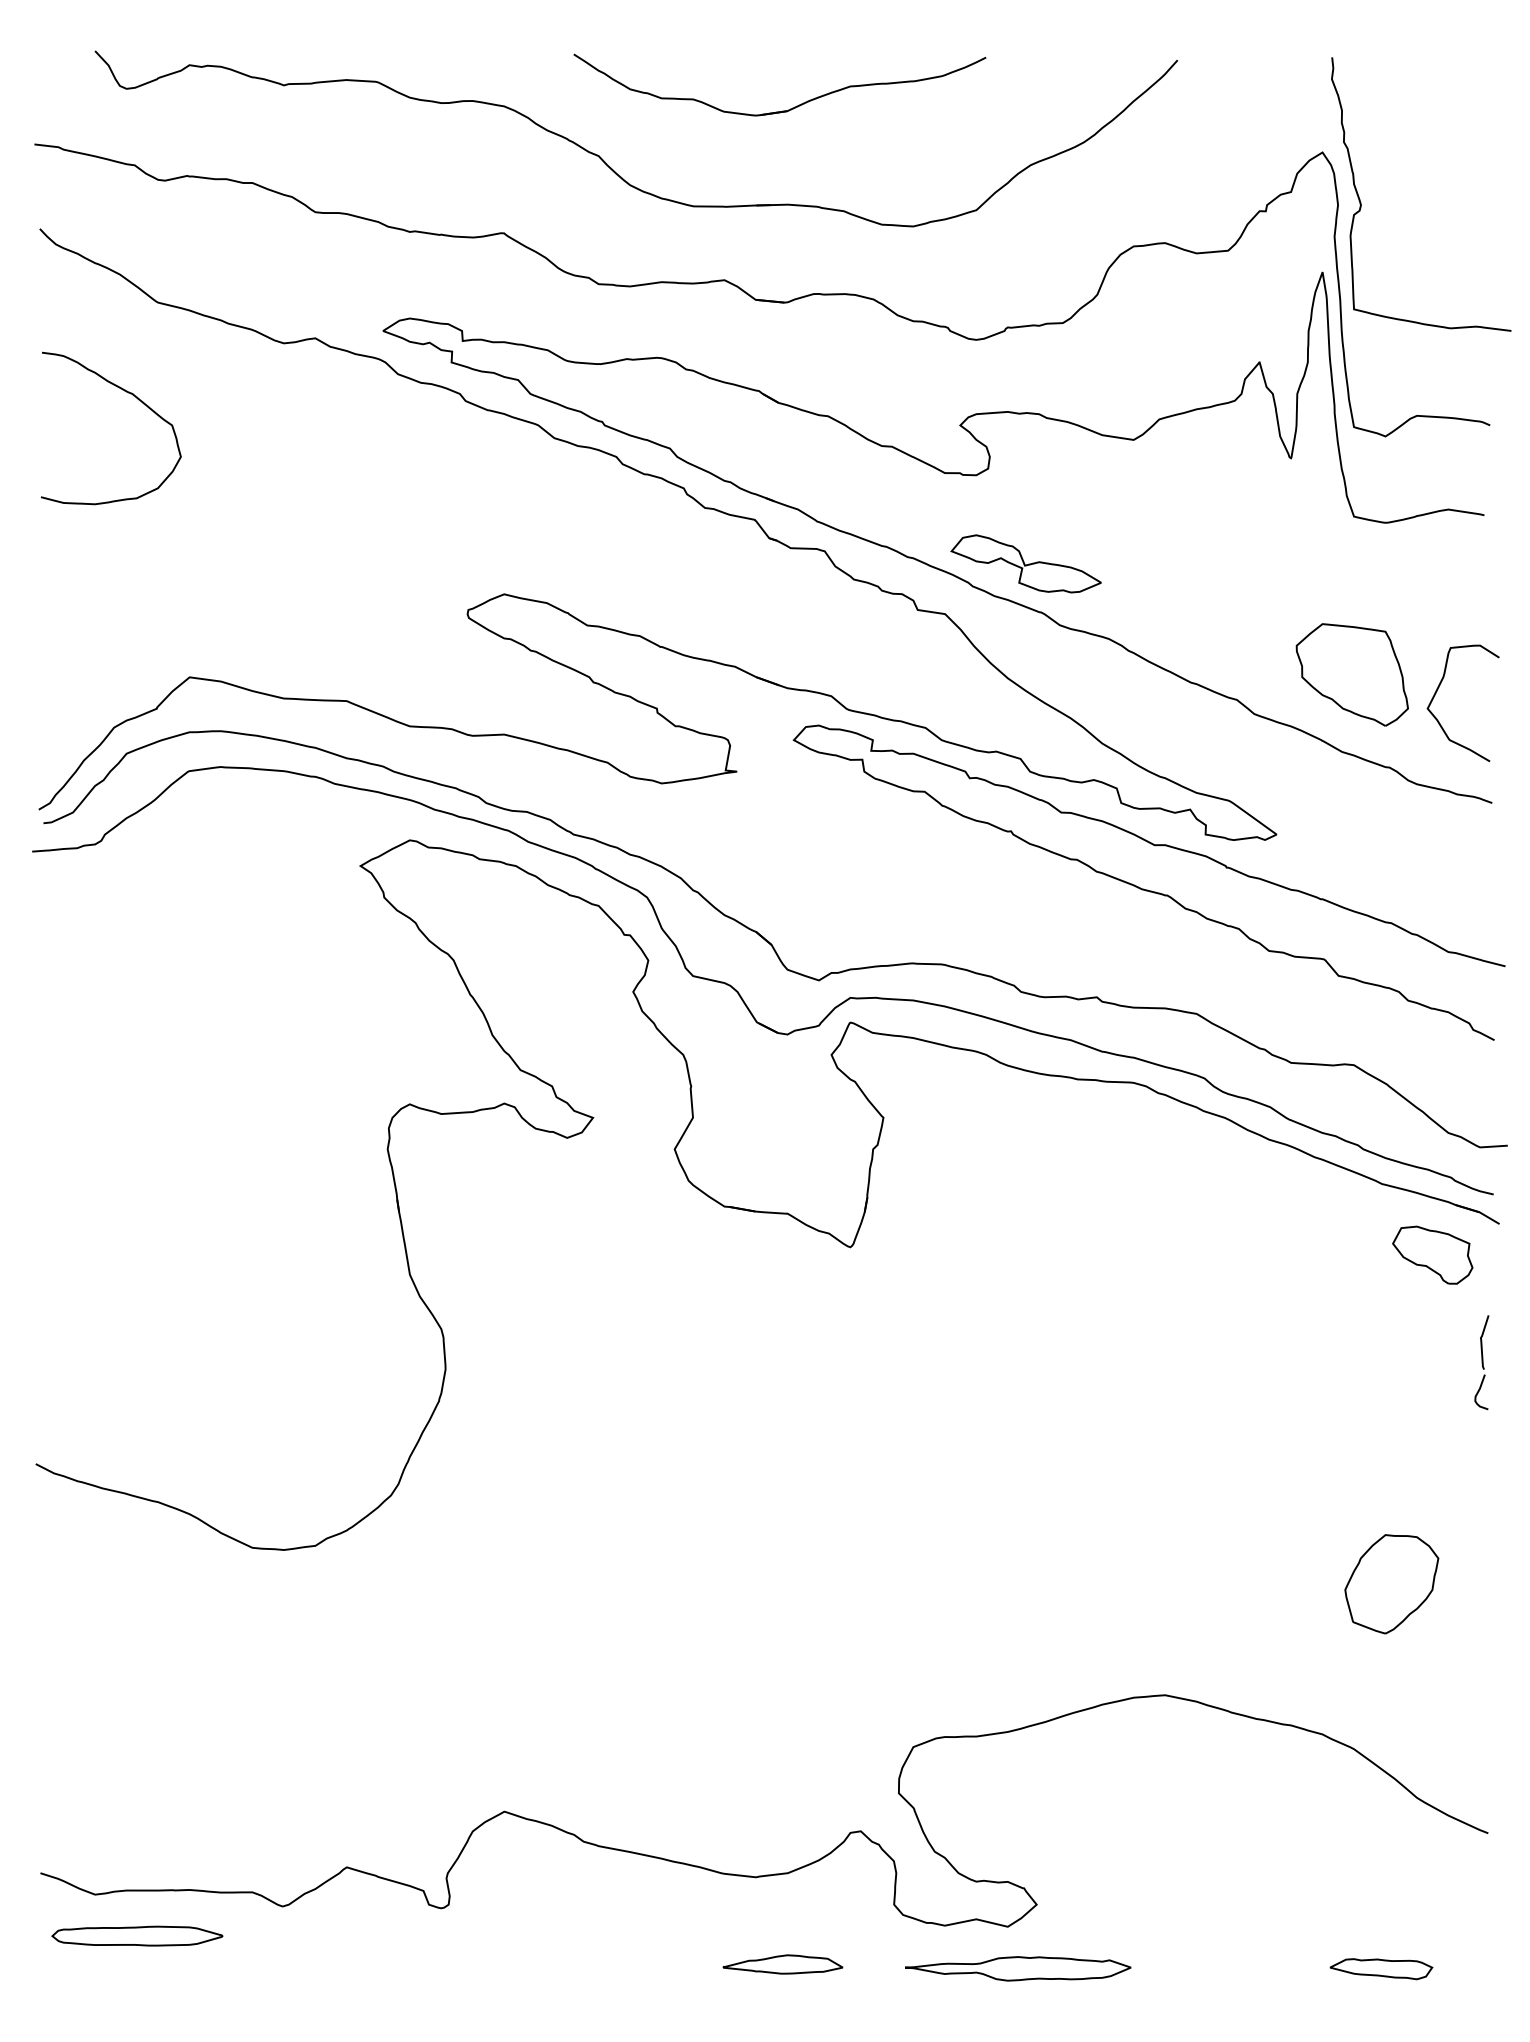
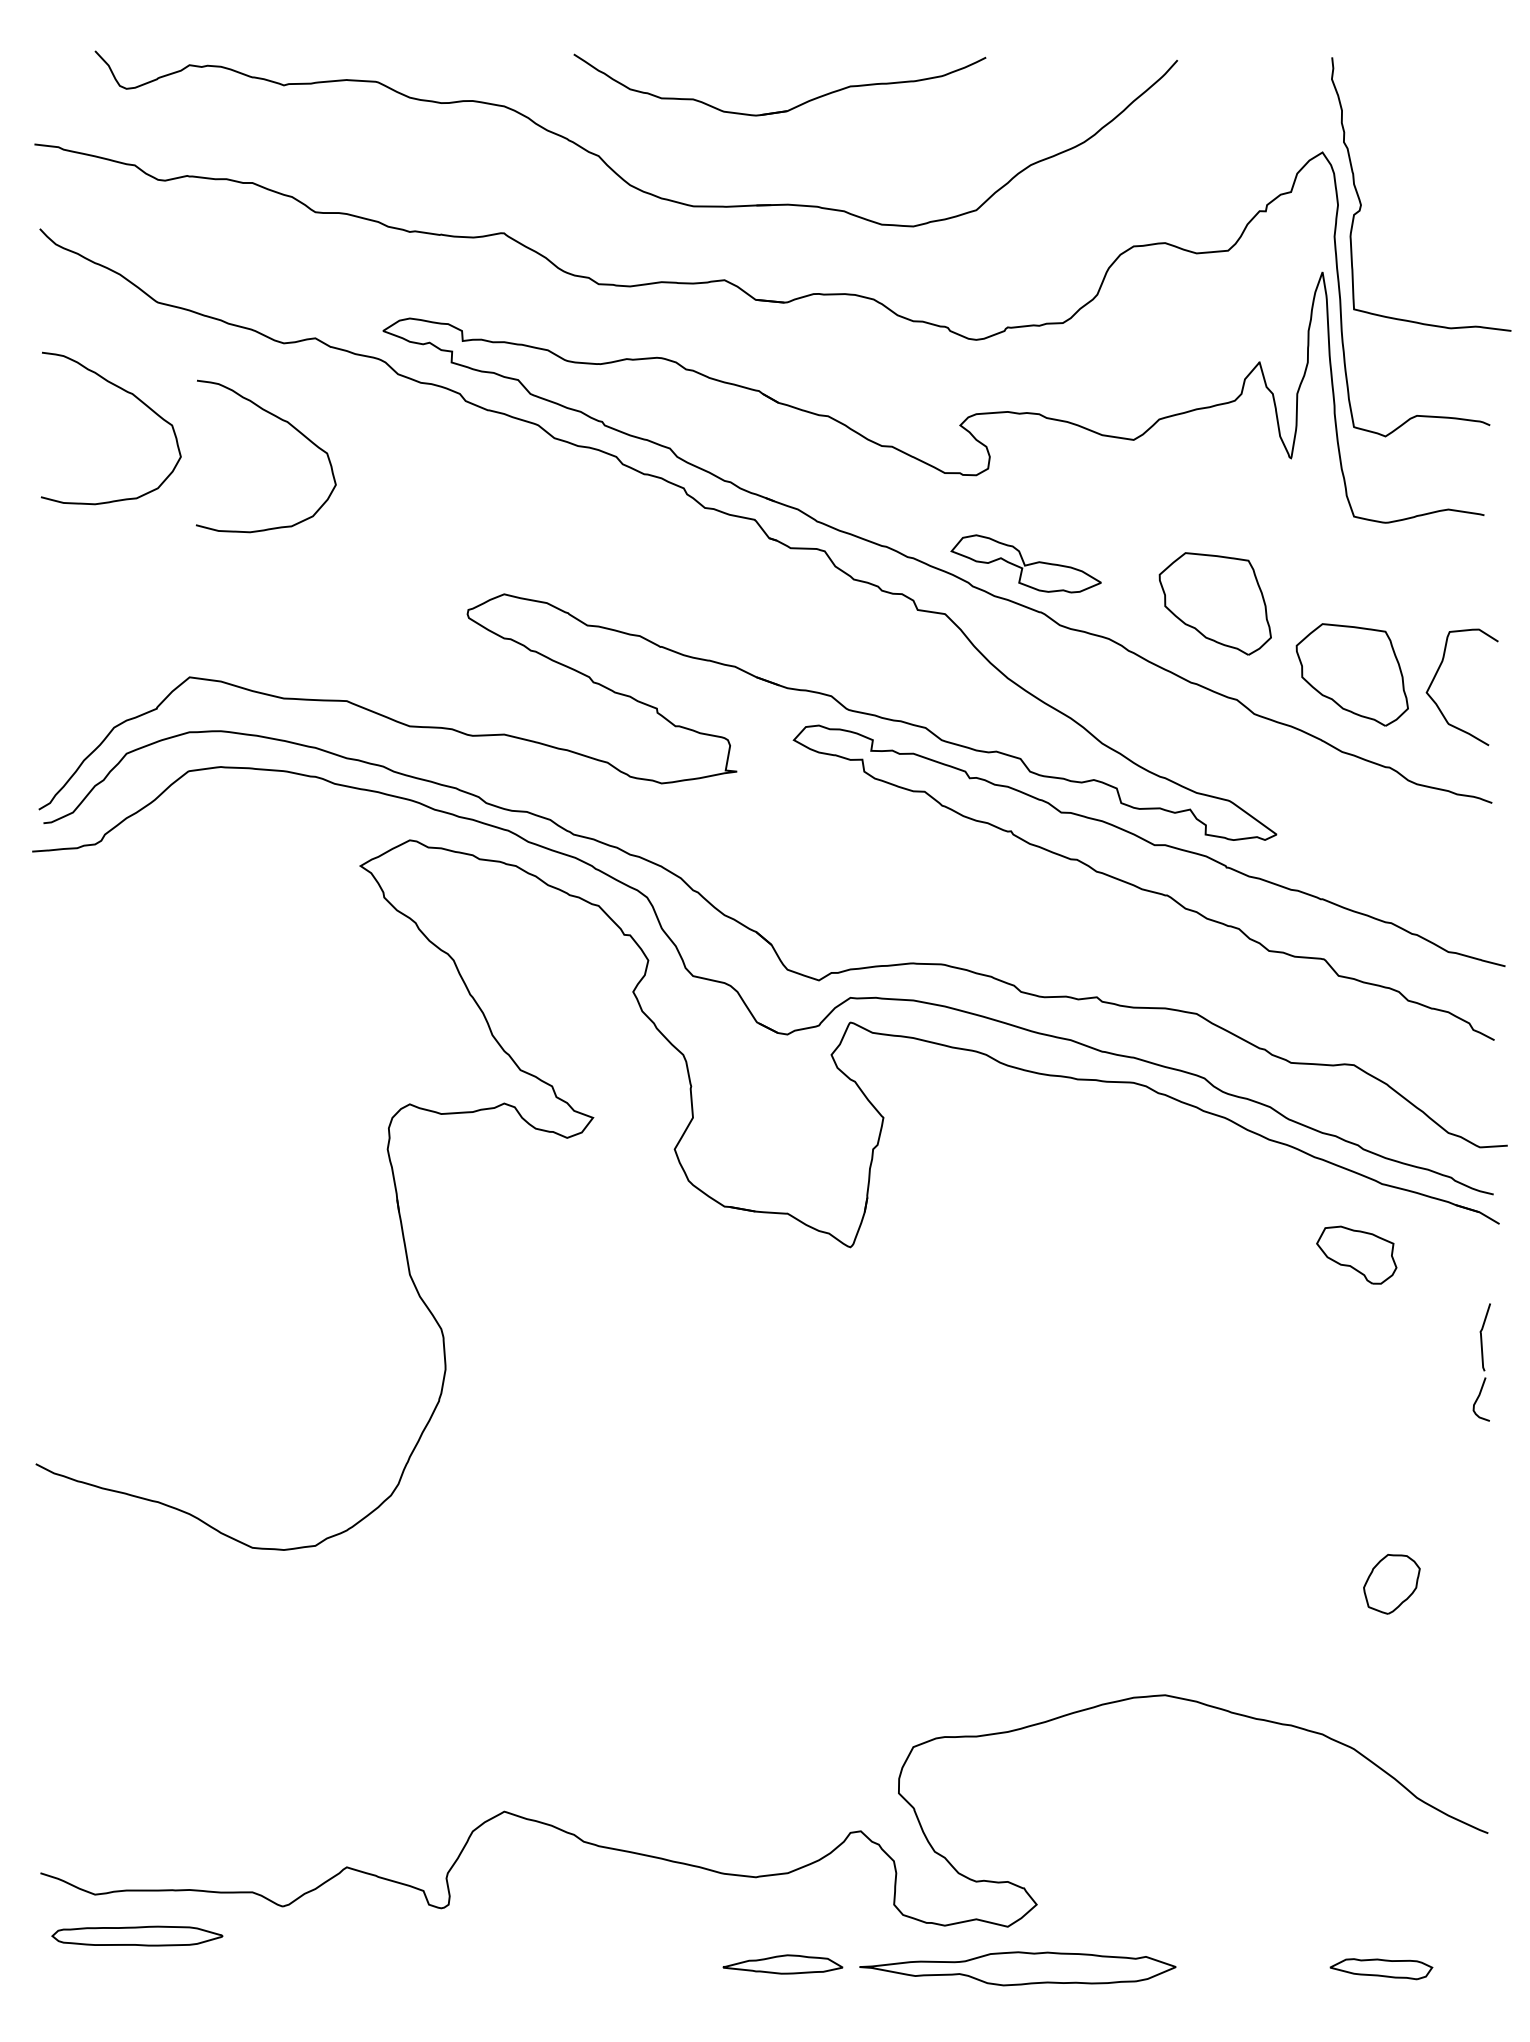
curve: none -> present (283, 421)
part: none -> present (1214, 603)
curve position: (1437, 691) -> (1436, 675) (1436, 675)
part position: (1432, 1254) -> (1356, 1254) (1356, 1254)
part size: 16x96 px -> 19x119 px (1481, 1362)
part size: 96x101 px -> 58x61 px (1391, 1584)
part size: 227x26 px -> 318x36 px (1017, 1968)
